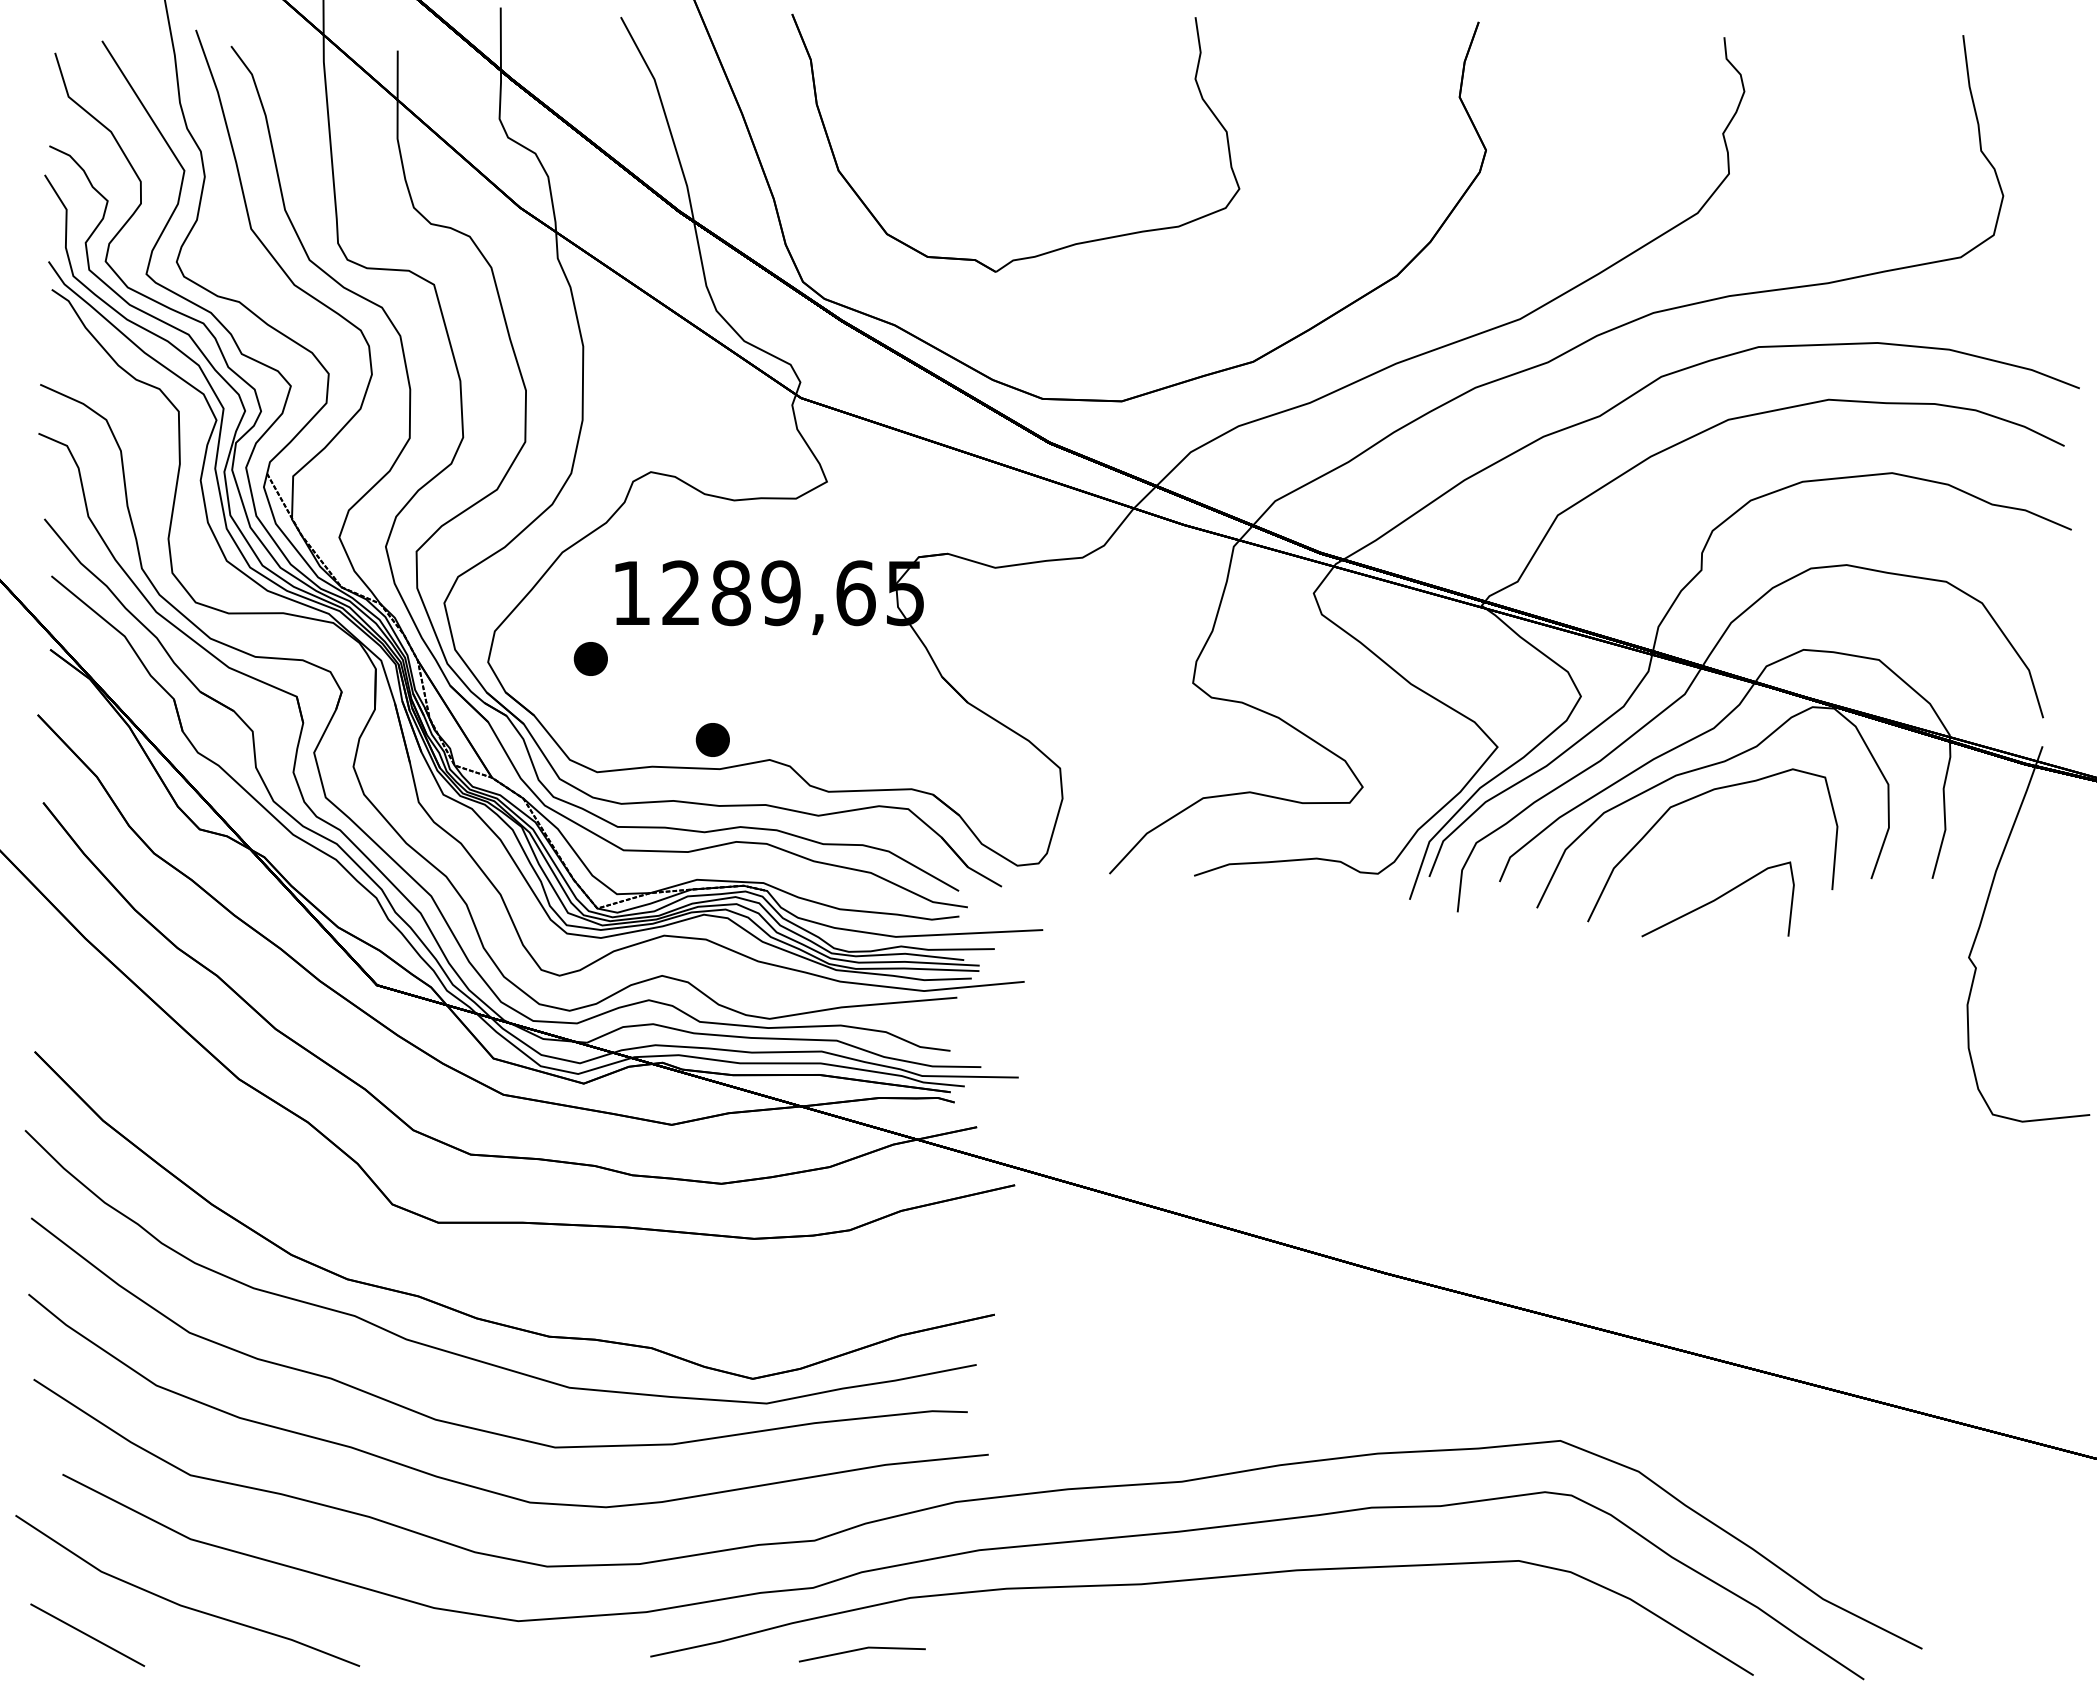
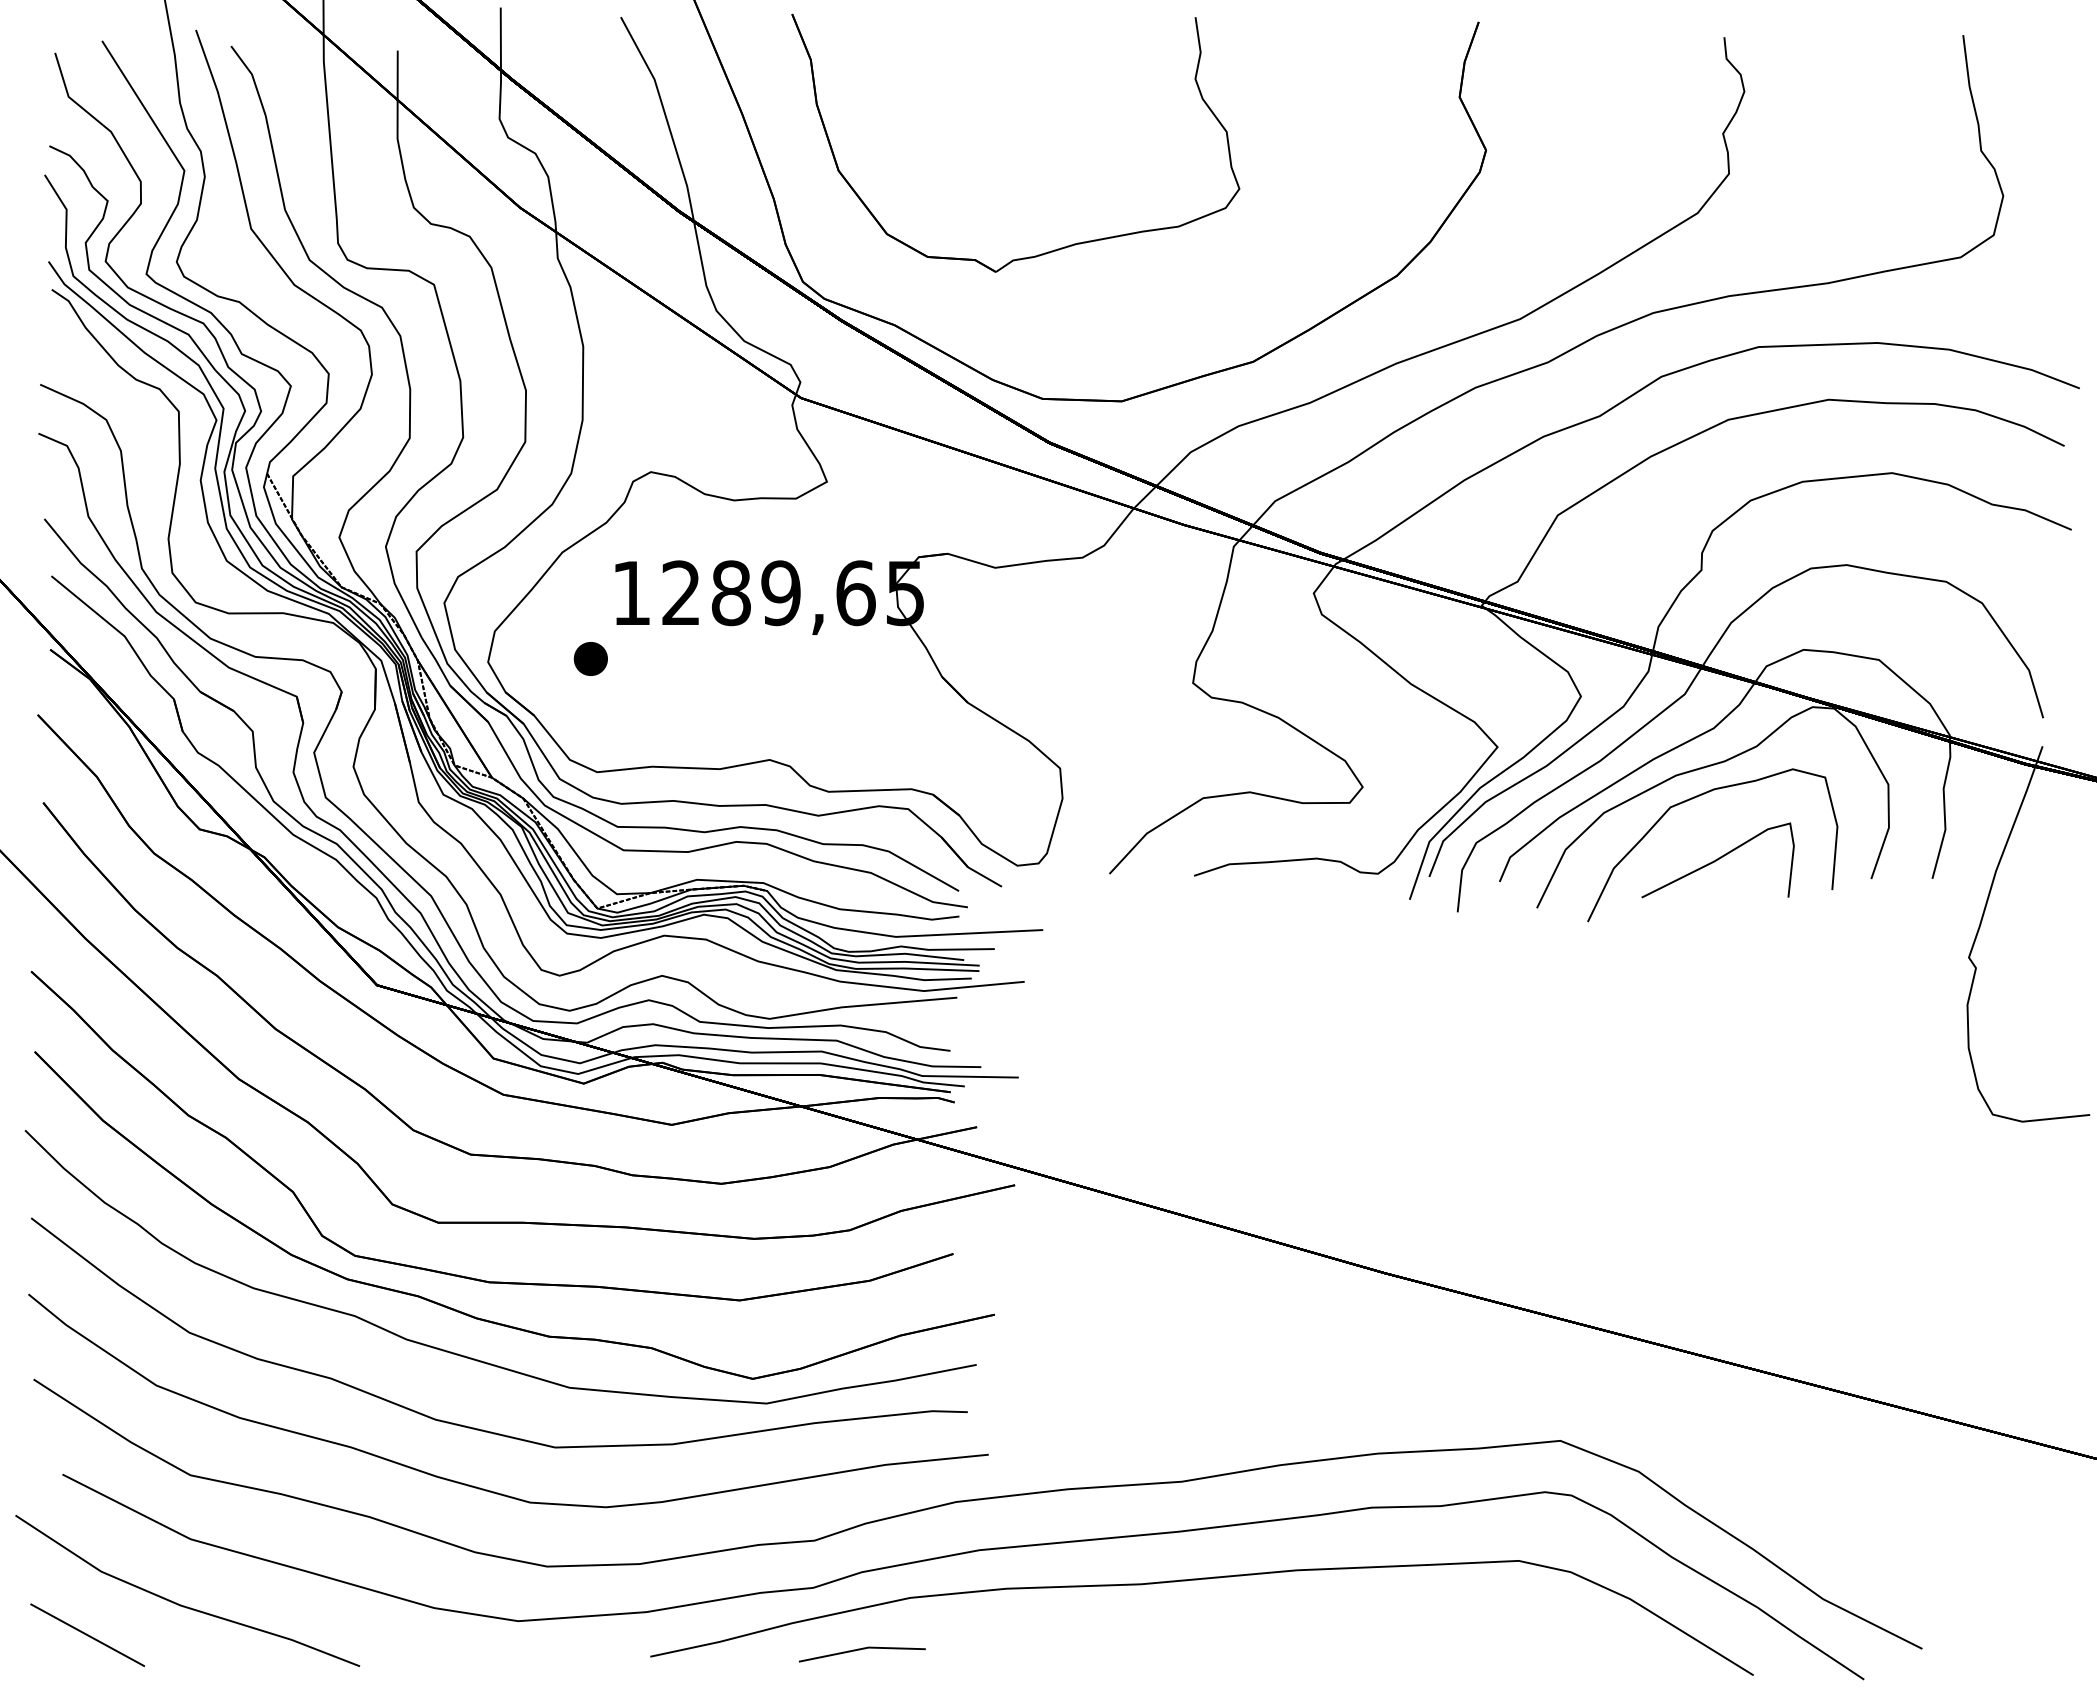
part: present -> none (712, 739)
part position: (1717, 899) -> (1717, 860) (1717, 860)
part: none -> present (462, 1275)
